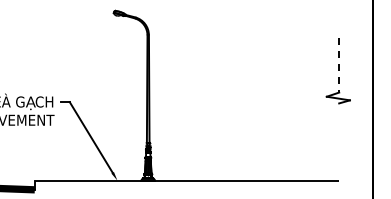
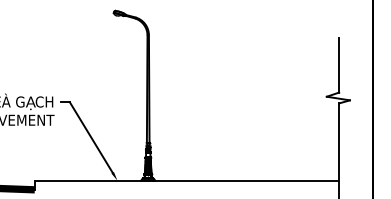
line: dashed -> solid (339, 65)
line: none -> present (339, 149)
